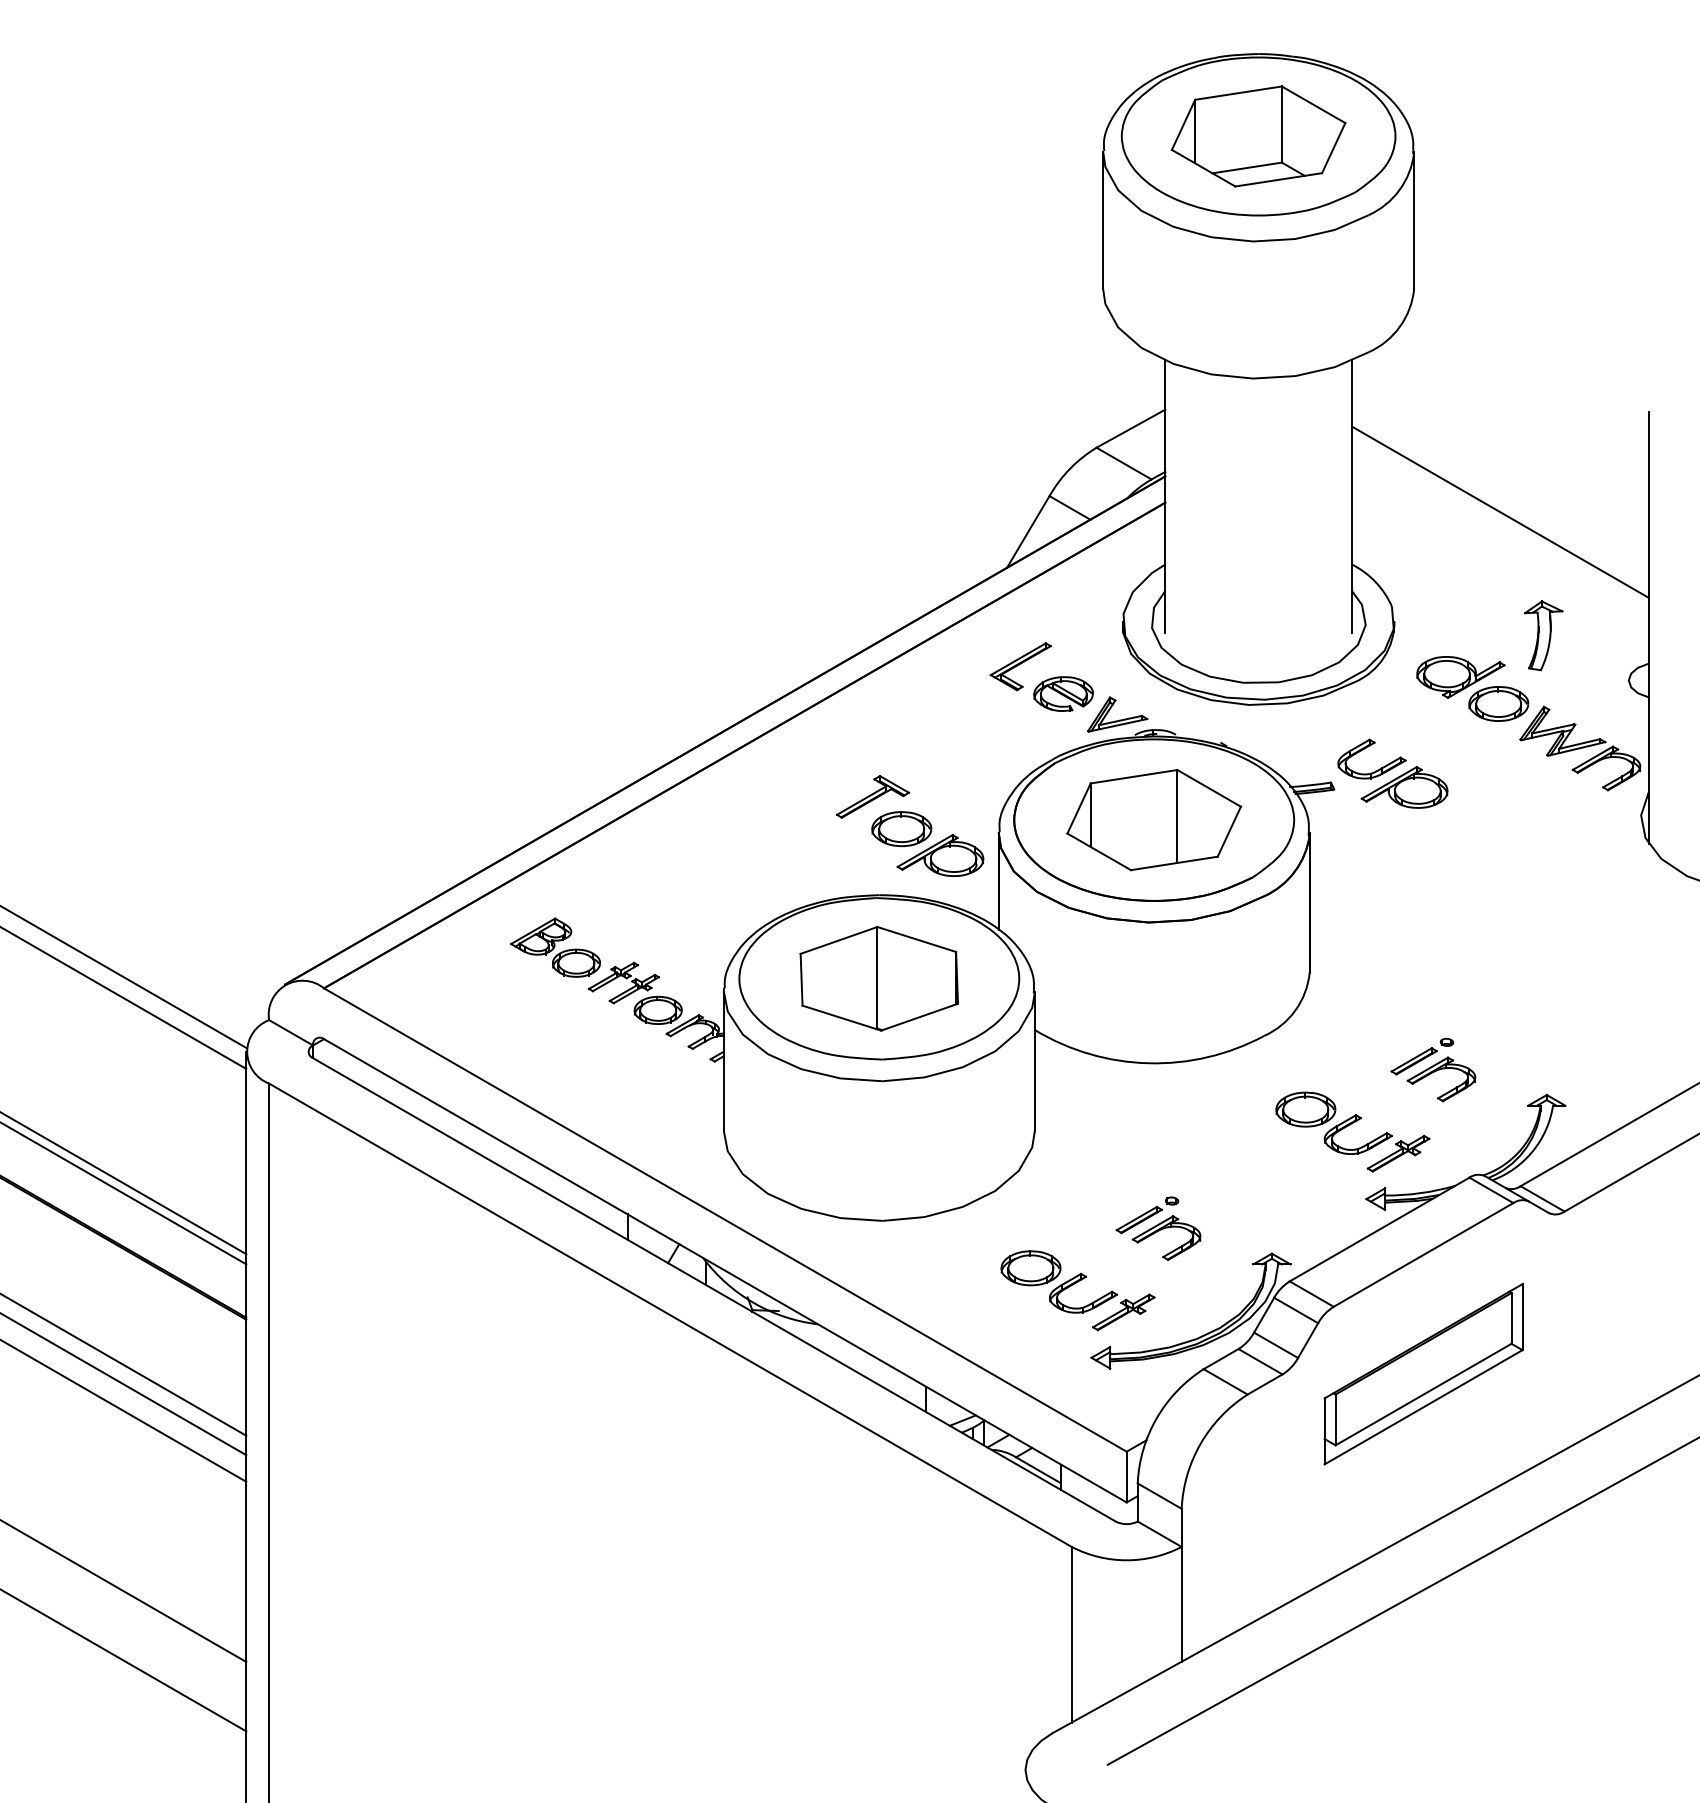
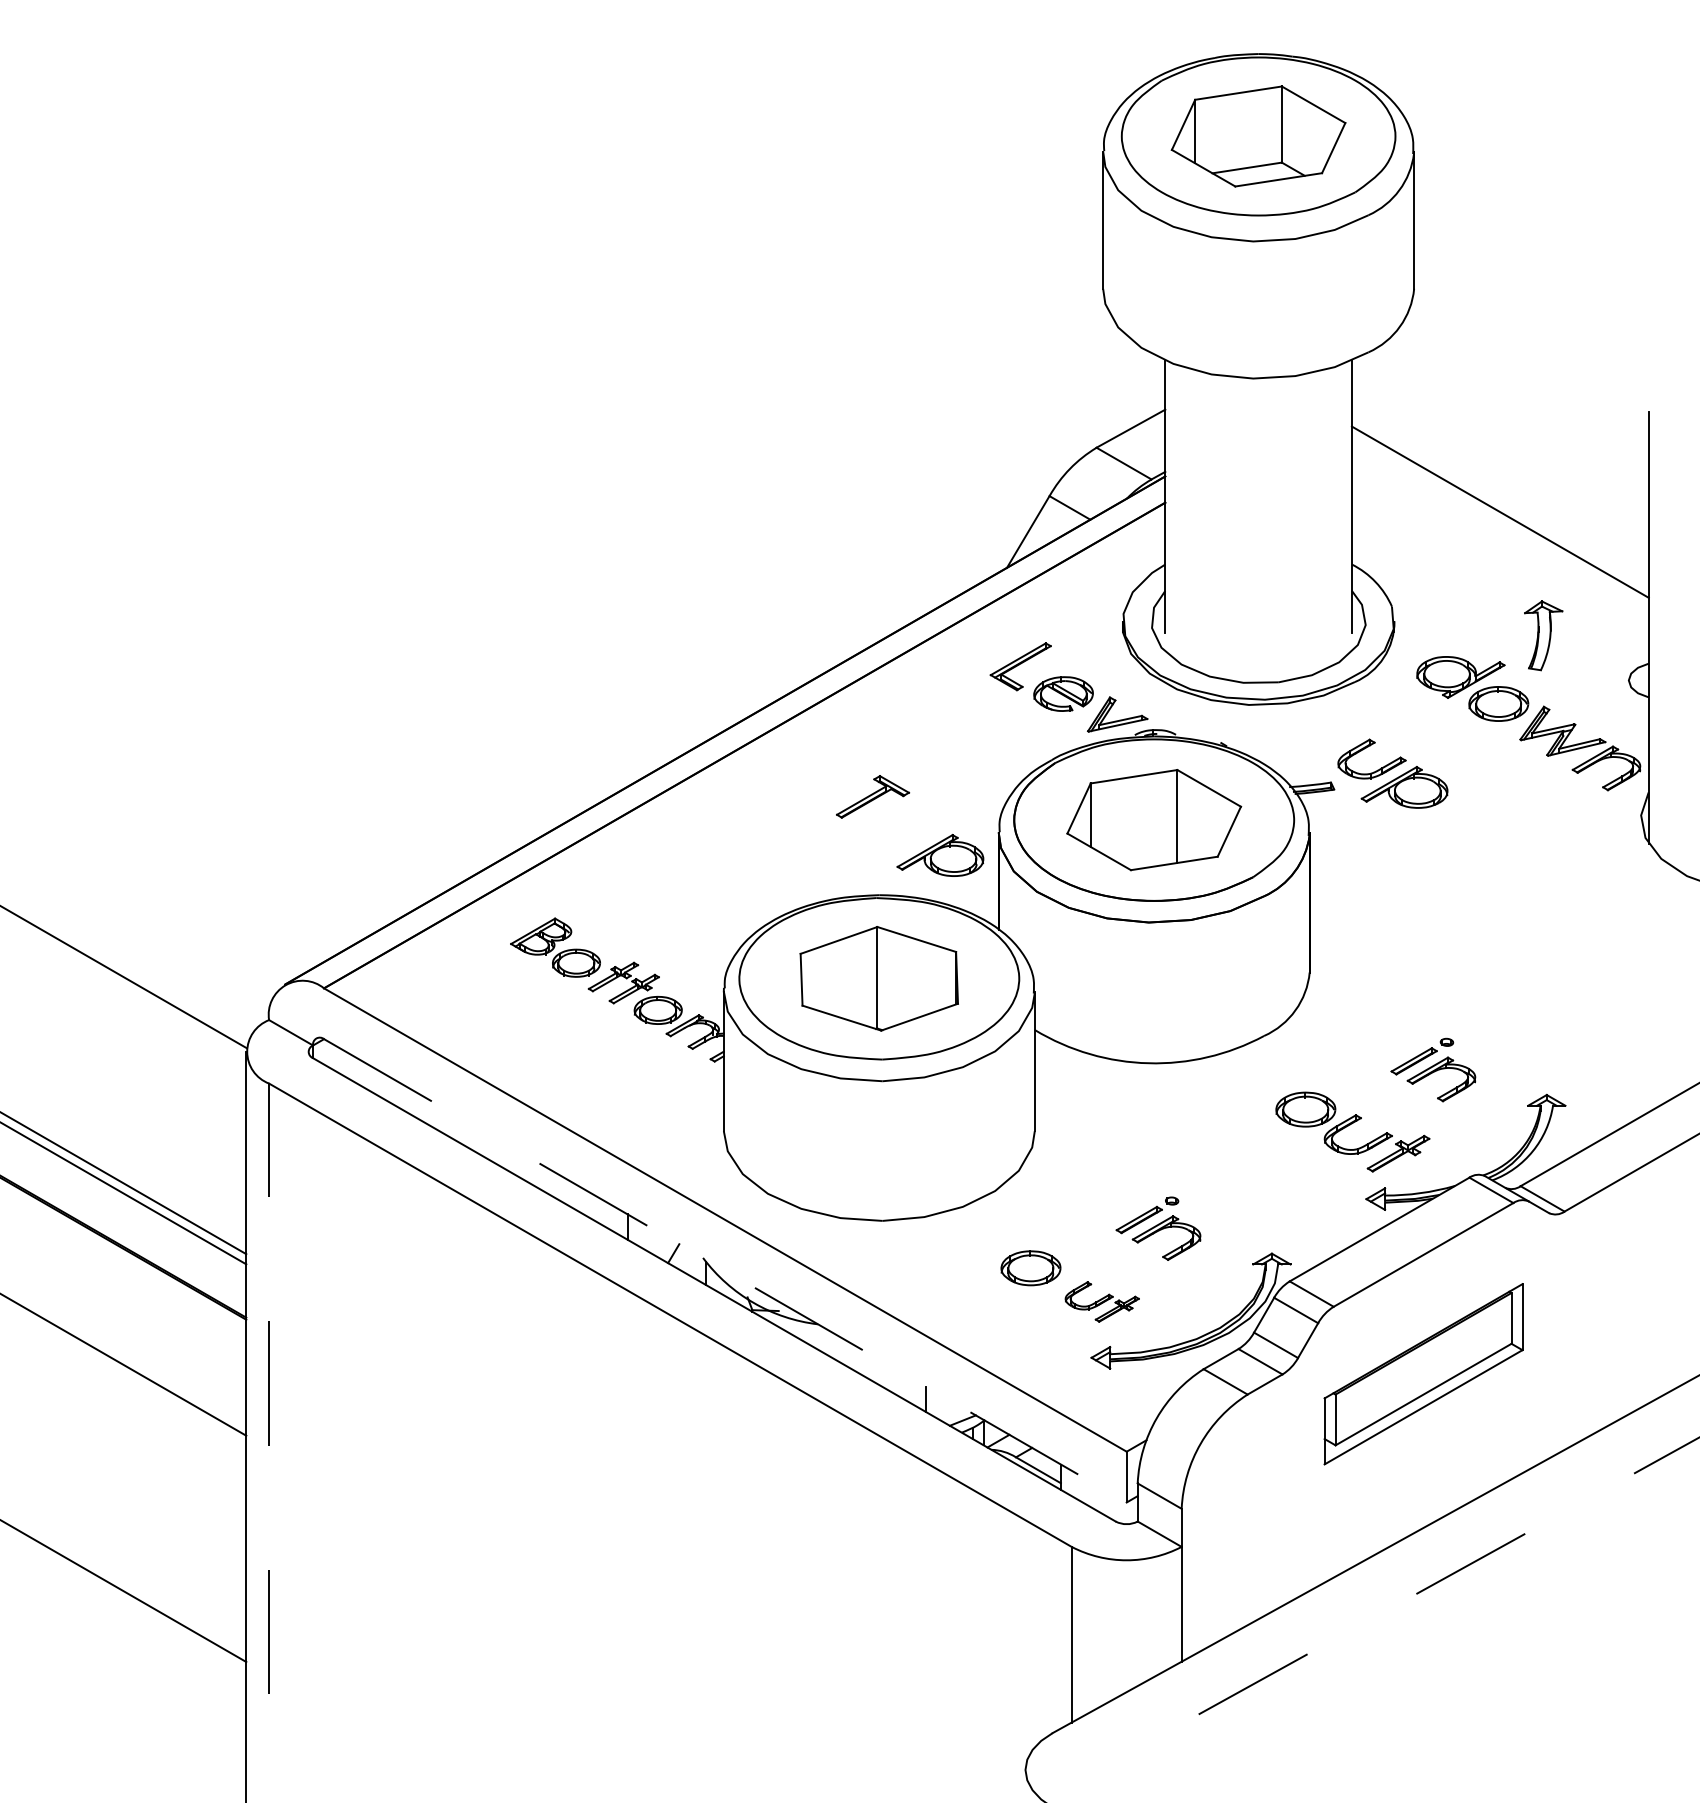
part: present -> none (901, 829)
line: present -> none (124, 997)
line: solid -> dashed (725, 1271)
part size: 107x60 px -> 76x42 px (1101, 1301)
line: present -> none (124, 1384)
line: present -> none (124, 1410)
line: solid -> dashed (269, 1442)
line: solid -> dashed (1403, 1601)
line: present -> none (124, 1660)
